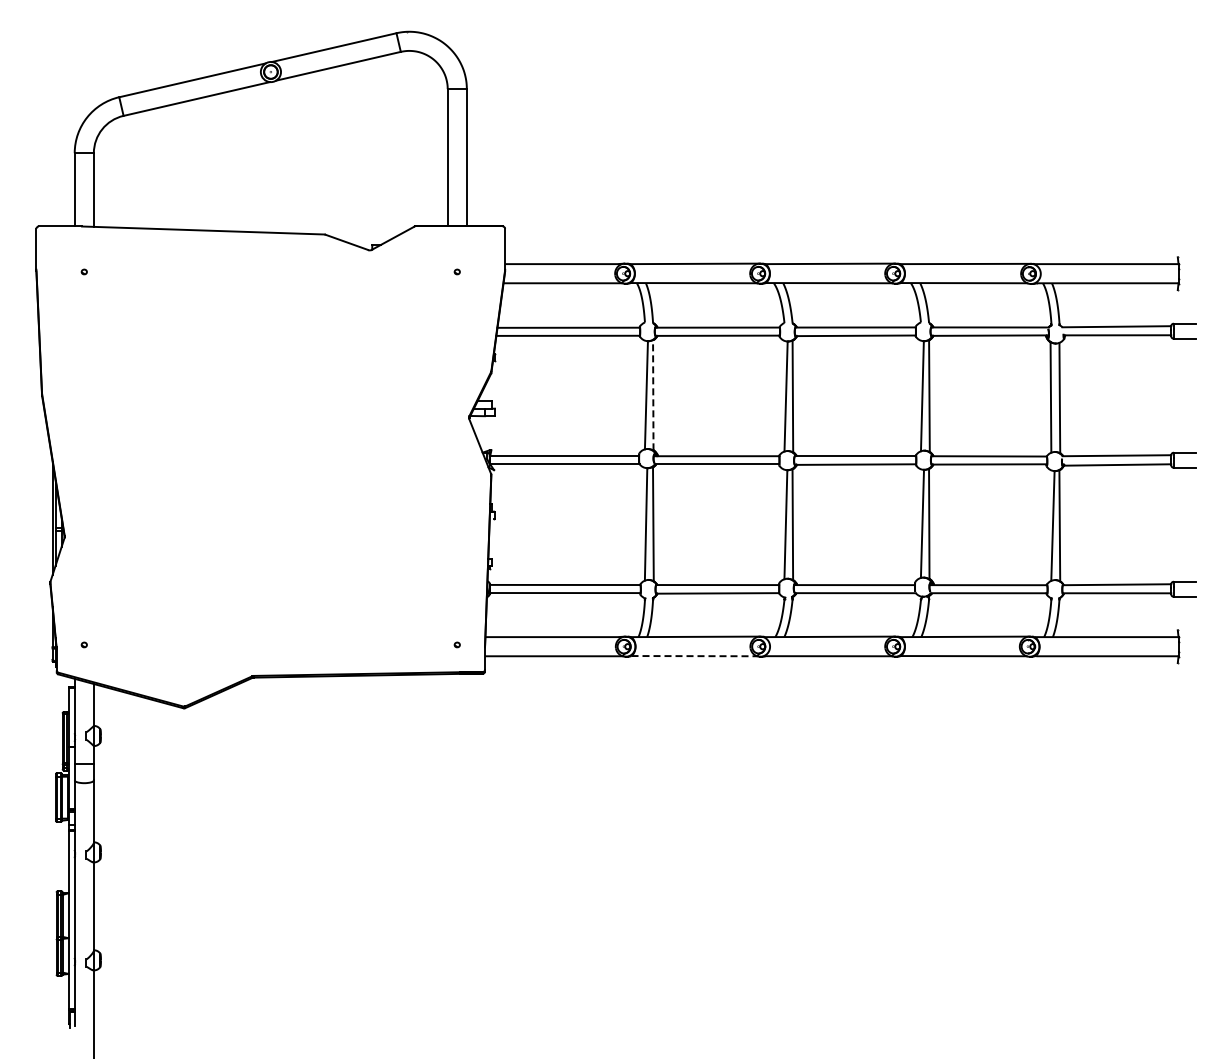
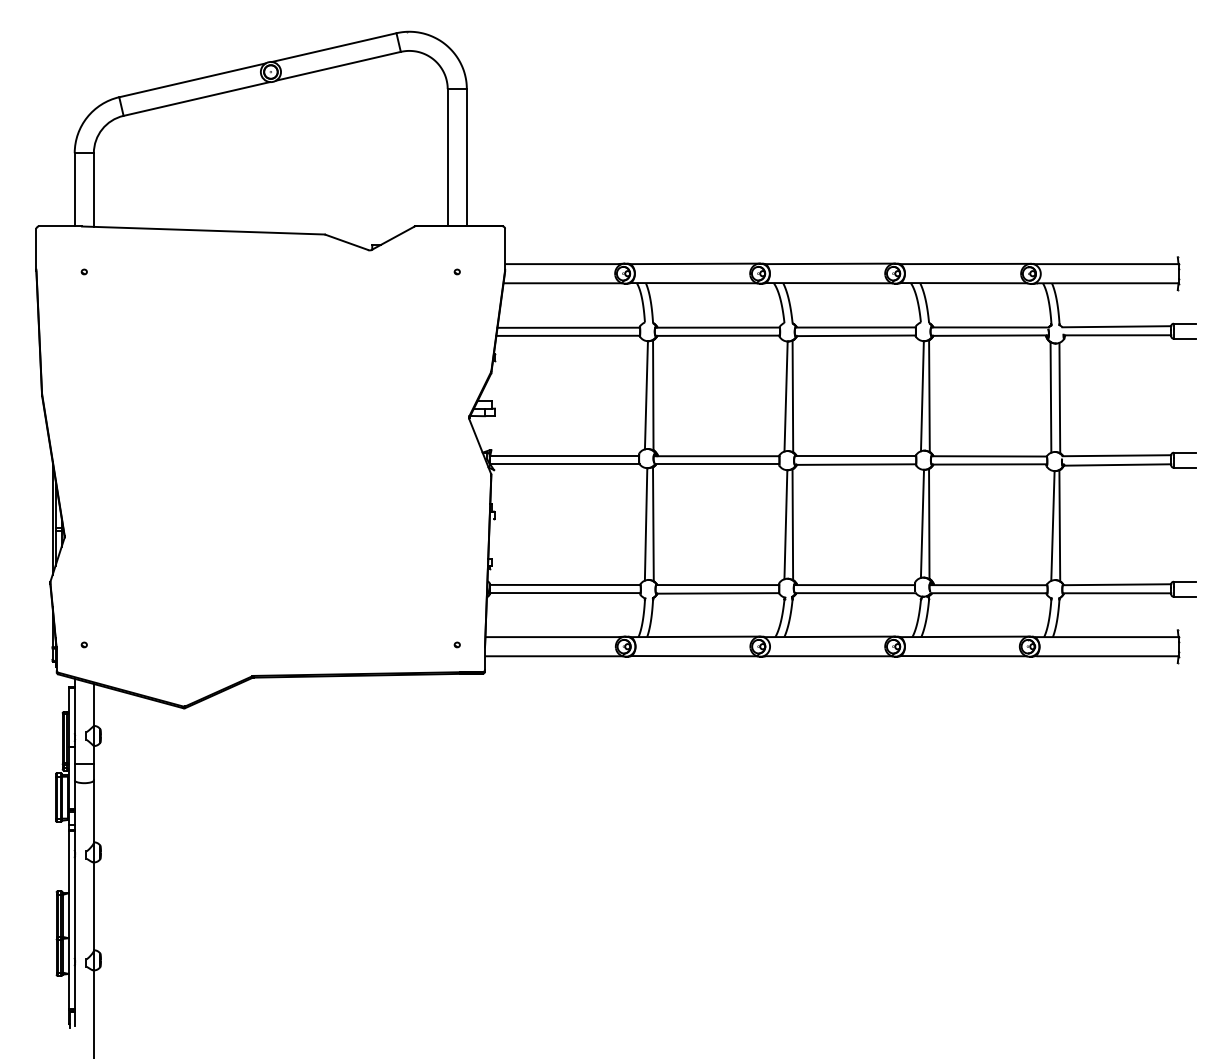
line: dashed -> solid (653, 394)
line: dashed -> solid (694, 656)
